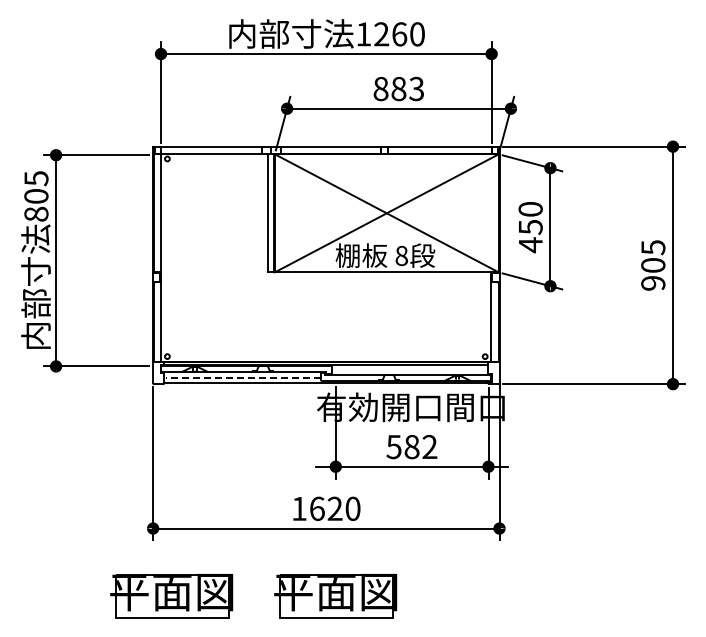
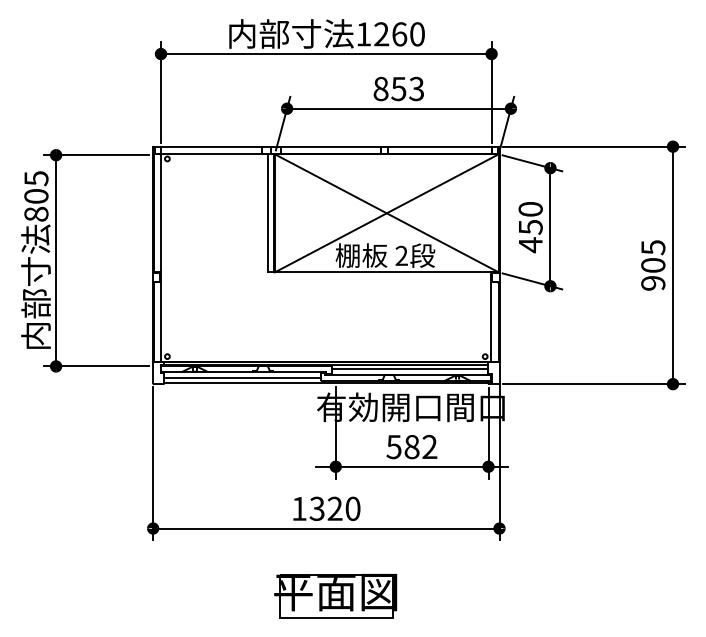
text: 883 -> 853 (398, 88)
text: 8 -> 2 (401, 255)
line: none -> present (408, 368)
line: dashed -> solid (243, 377)
text: 1620 -> 1320 (316, 508)
part: present -> none (171, 596)
